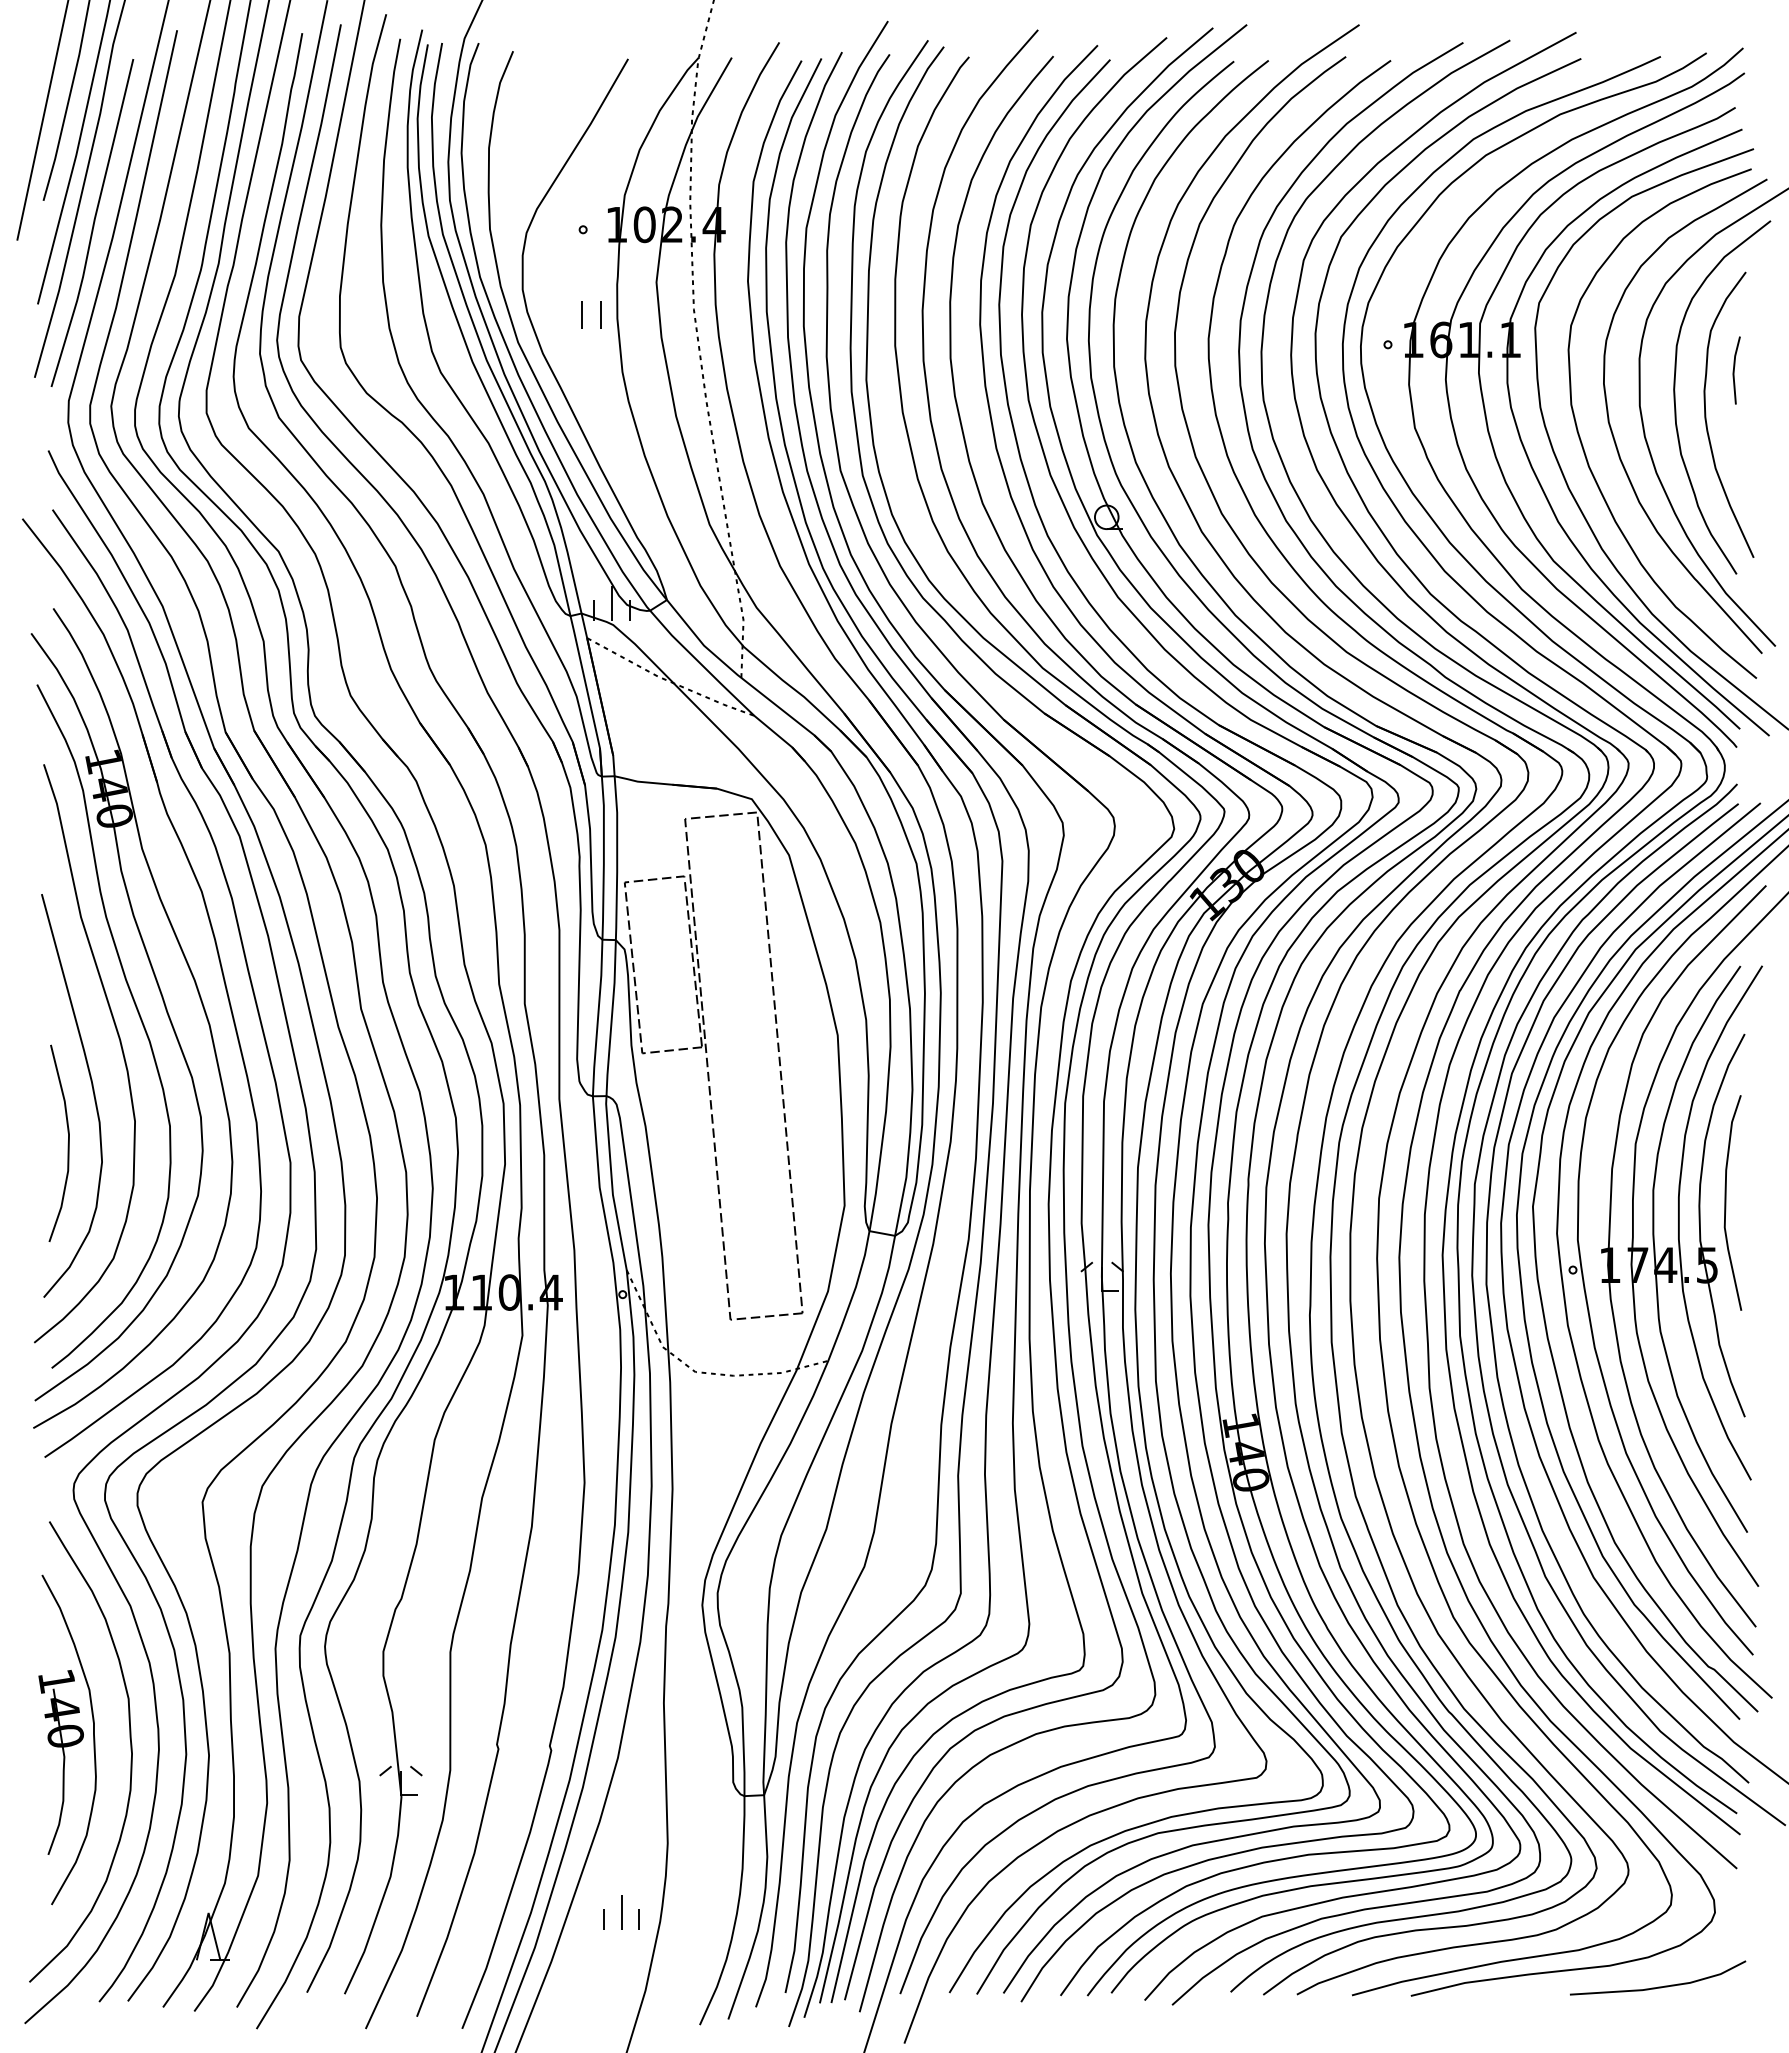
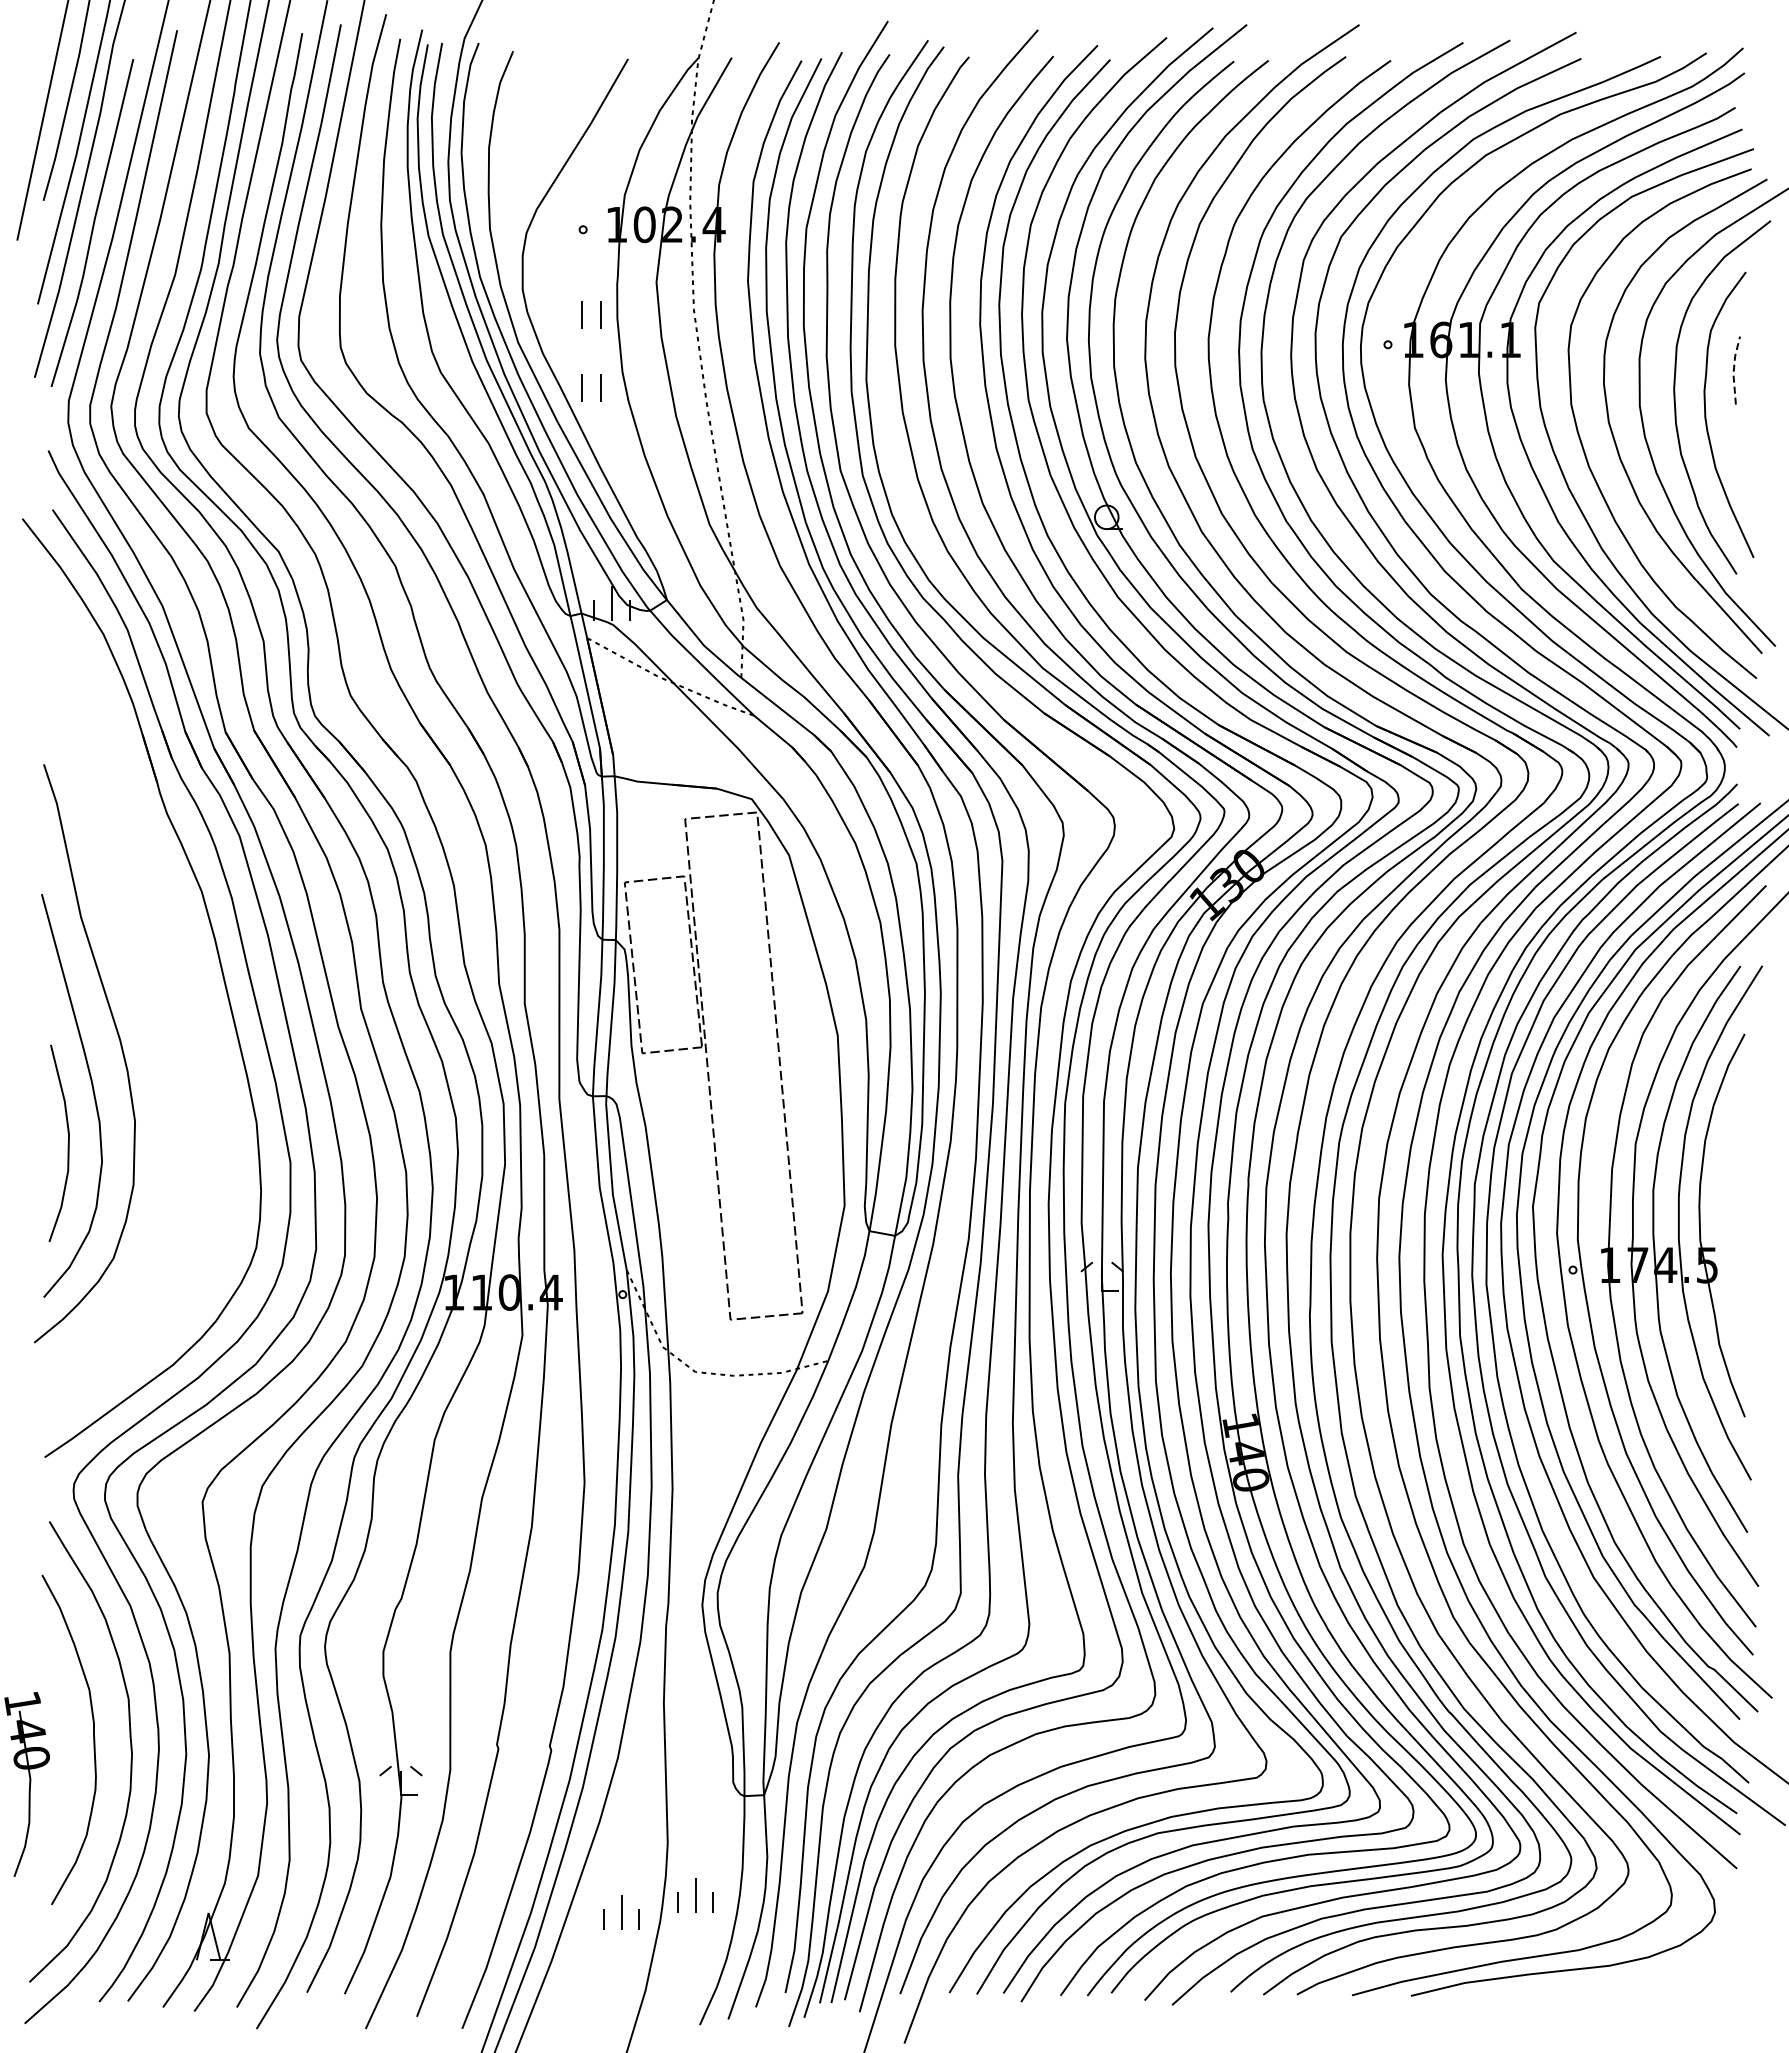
line: solid -> dashed (1733, 369)
part: none -> present (582, 387)
part: present -> none (138, 1015)
curve: present -> none (1726, 1202)
part position: (60, 1762) -> (26, 1784) (26, 1784)
part: none -> present (695, 1895)
line: present -> none (1658, 1986)
